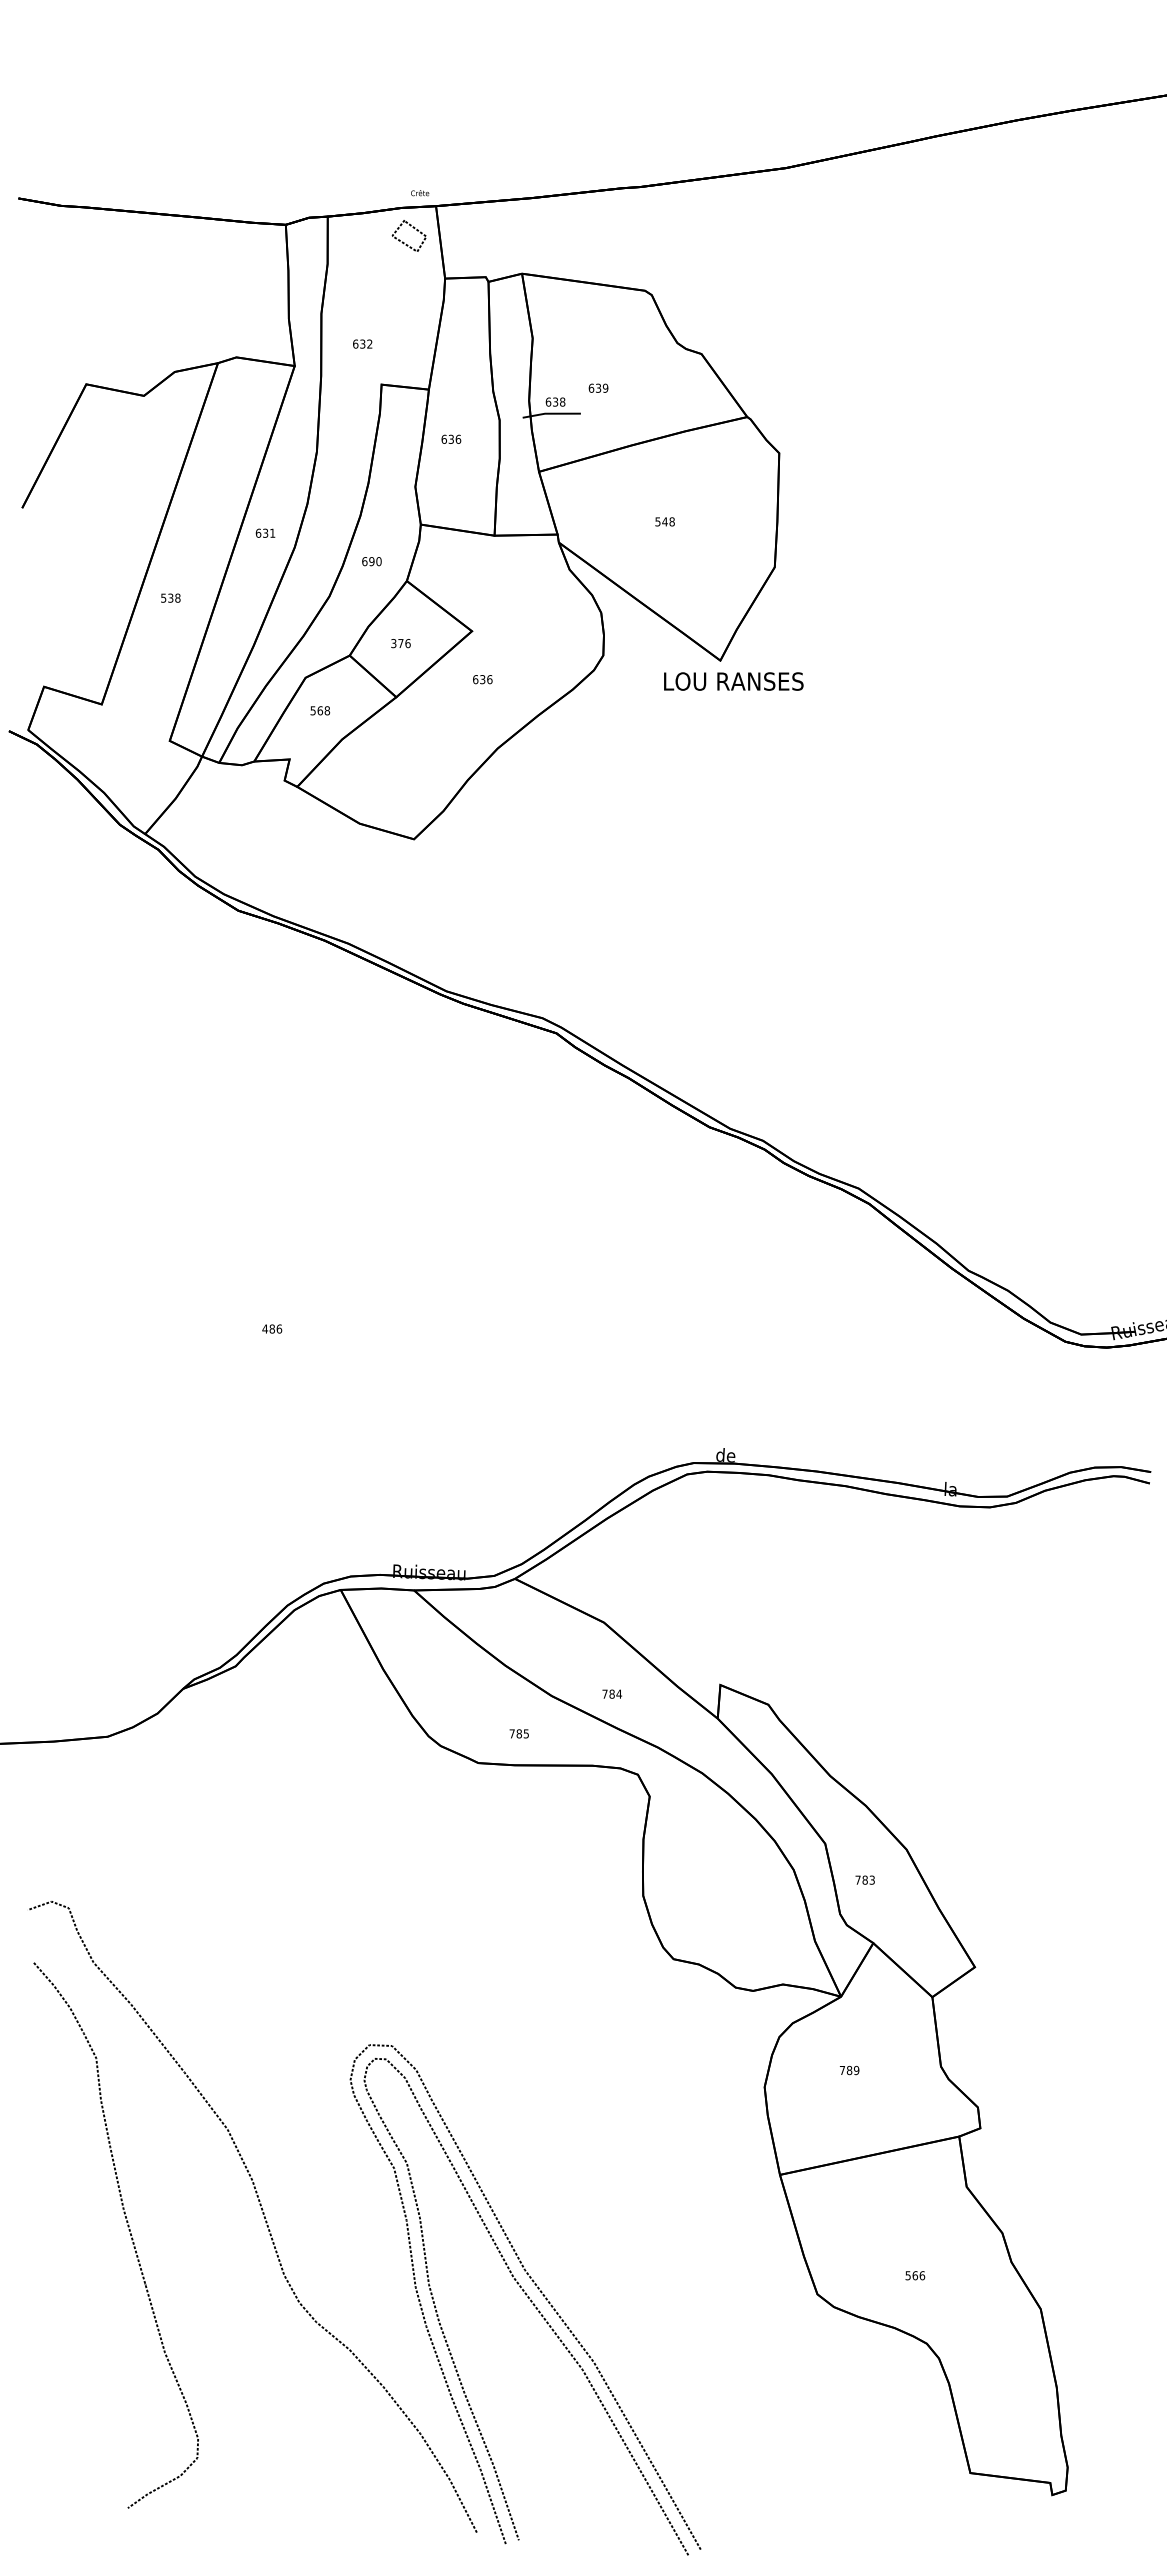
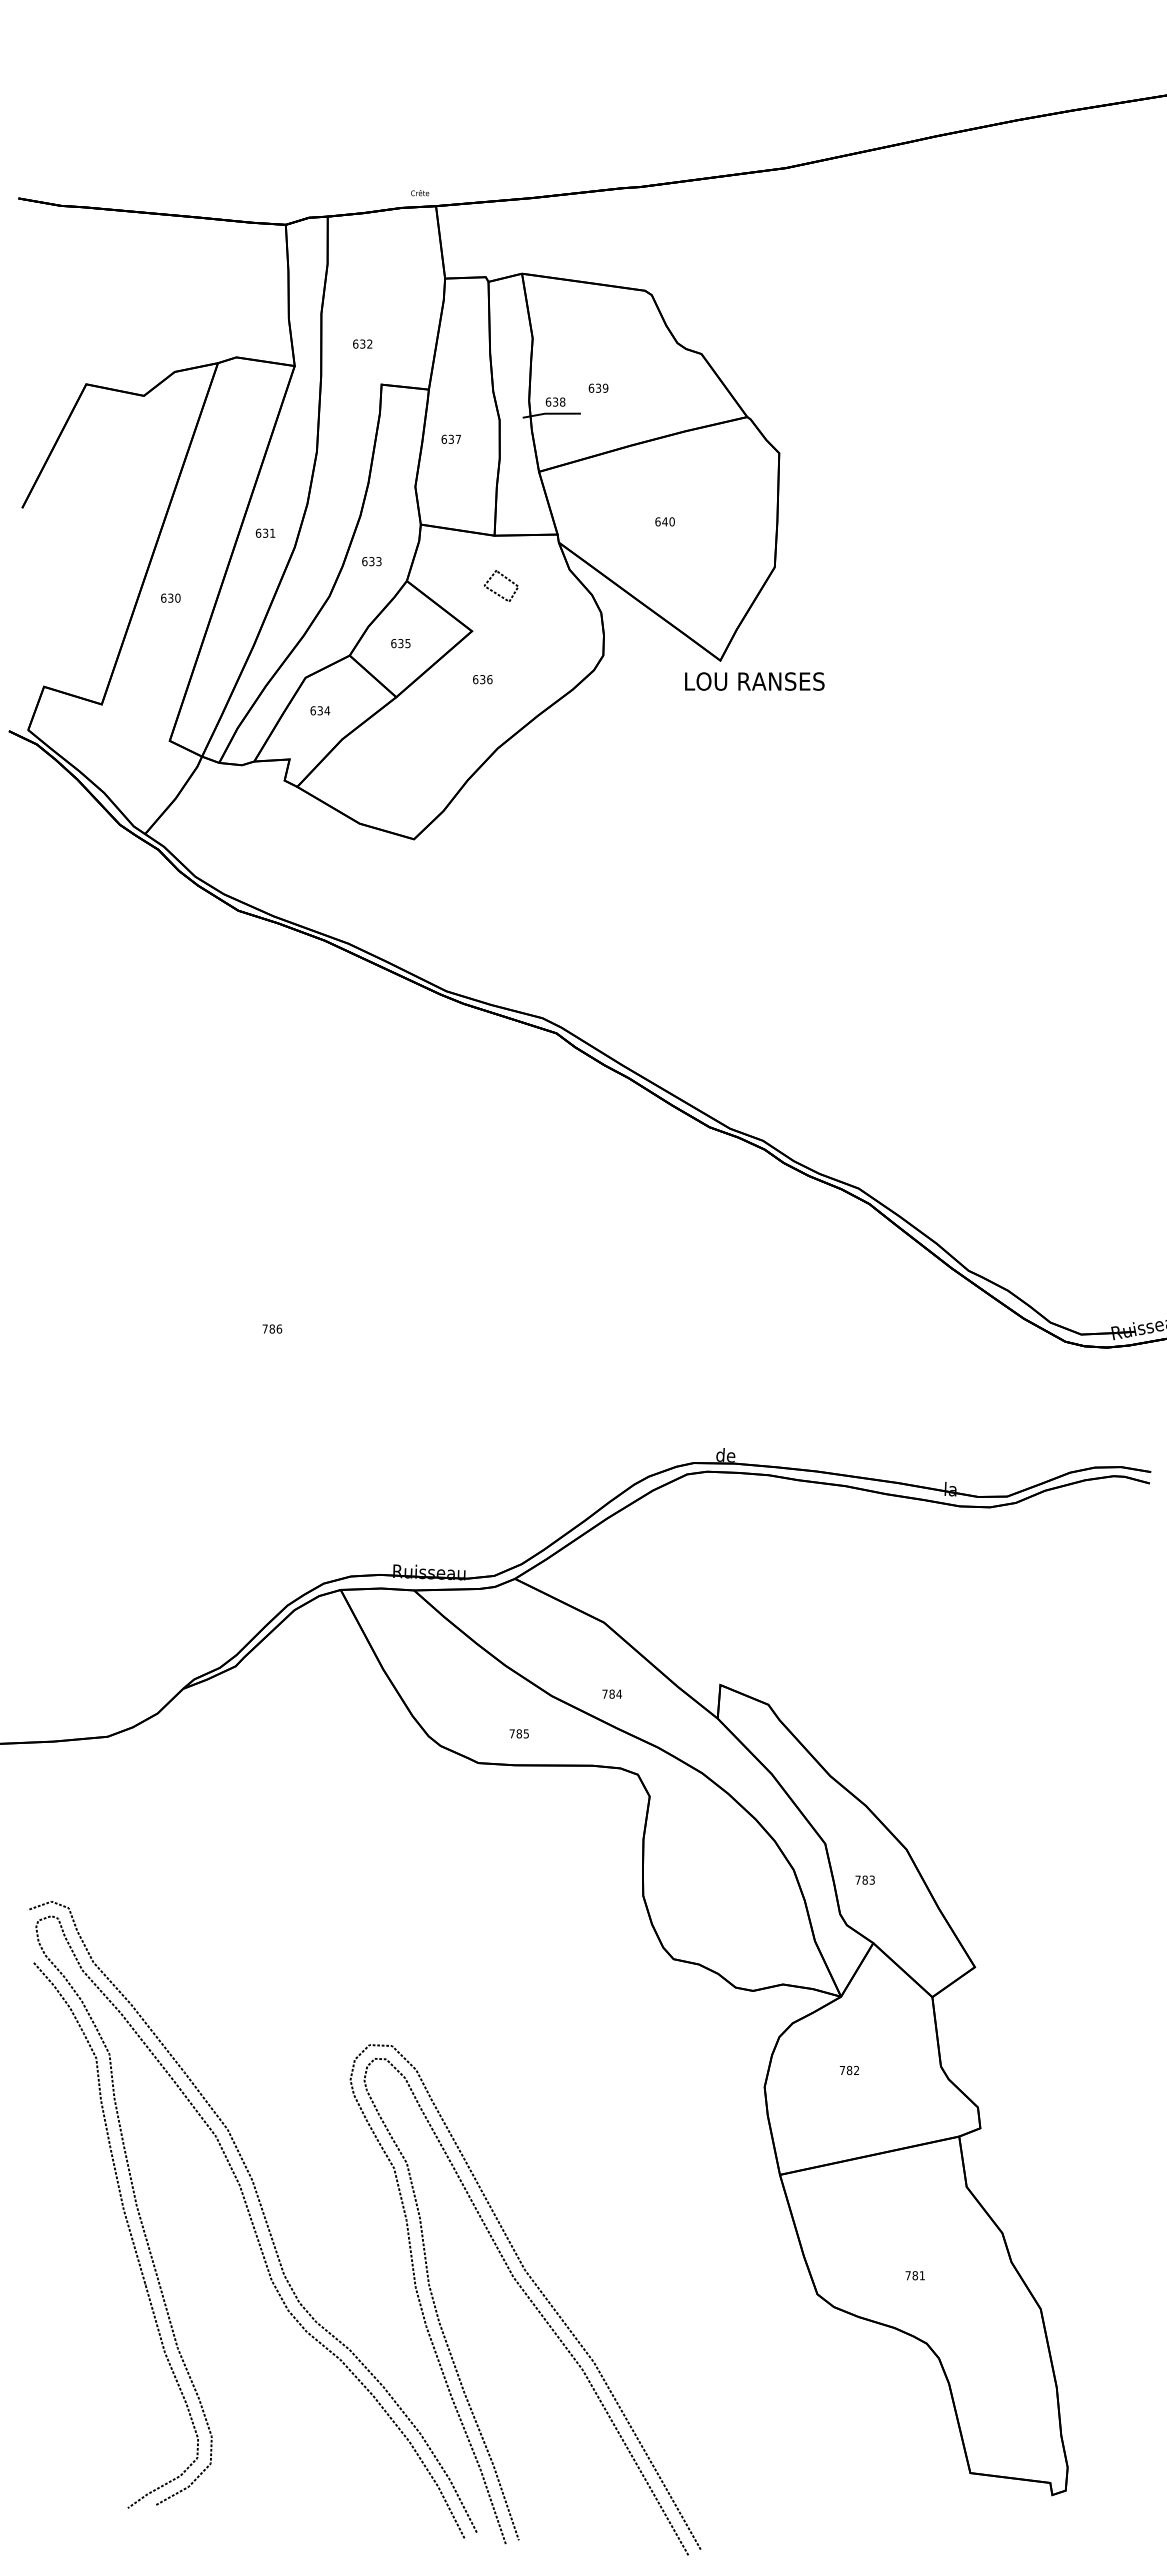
line position: (403, 241) -> (495, 591) (495, 591)
text: 636 -> 637 (458, 438)
text: 548 -> 640 (664, 521)
text: 690 -> 633 (375, 561)
text: 538 -> 630 (170, 597)
text: 376 -> 635 (400, 643)
text position: (733, 681) -> (754, 681) (754, 681)
text: 568 -> 634 (320, 710)
text: 486 -> 786 (265, 1328)
text: 789 -> 782 (856, 2070)
curve: none -> present (252, 2224)
text: 566 -> 781 (915, 2275)
